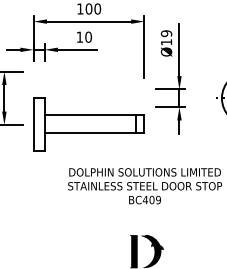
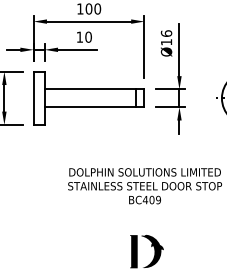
text: Ø19 -> Ø16 (166, 33)
part position: (88, 124) -> (88, 98) (88, 98)
